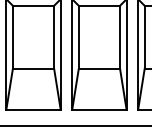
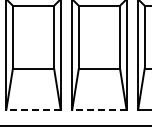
line: solid -> dashed (33, 109)
line: solid -> dashed (98, 109)
